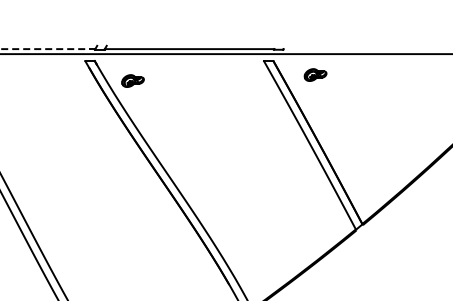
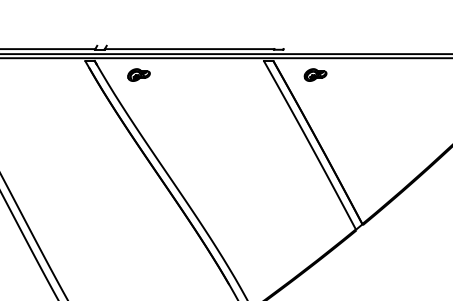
line: dashed -> solid (48, 49)
line: none -> present (225, 58)
part position: (132, 80) -> (138, 74) (138, 74)
